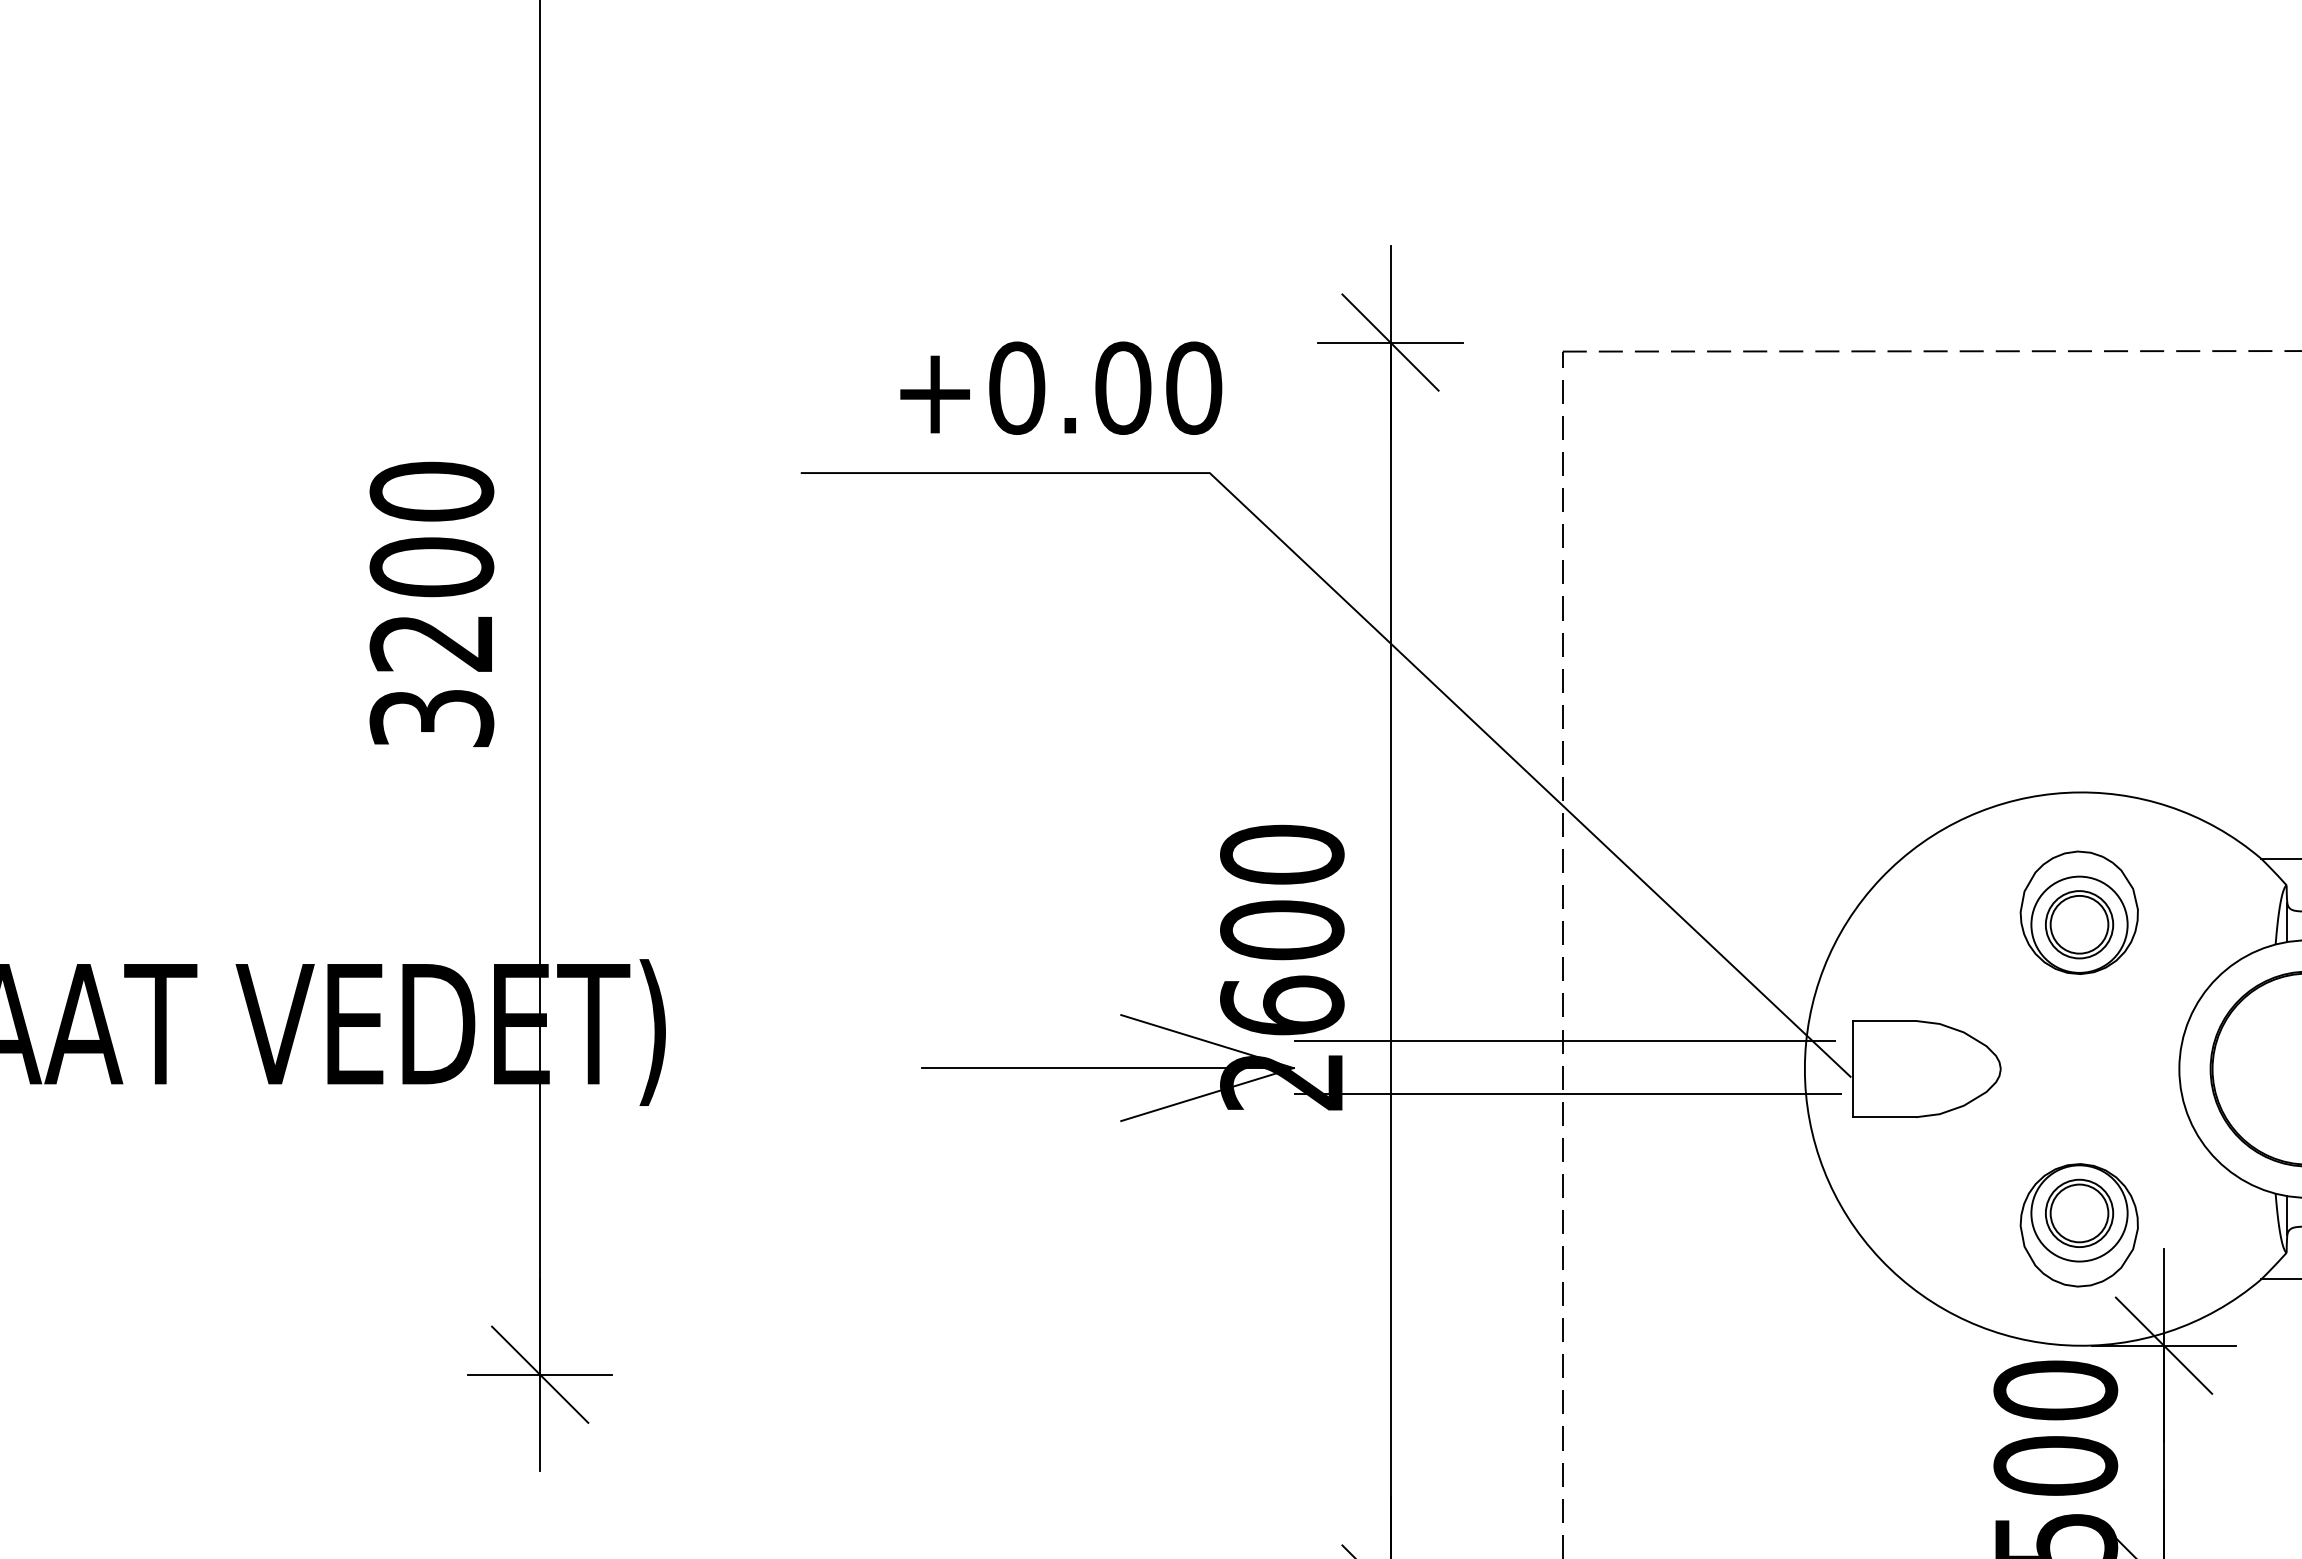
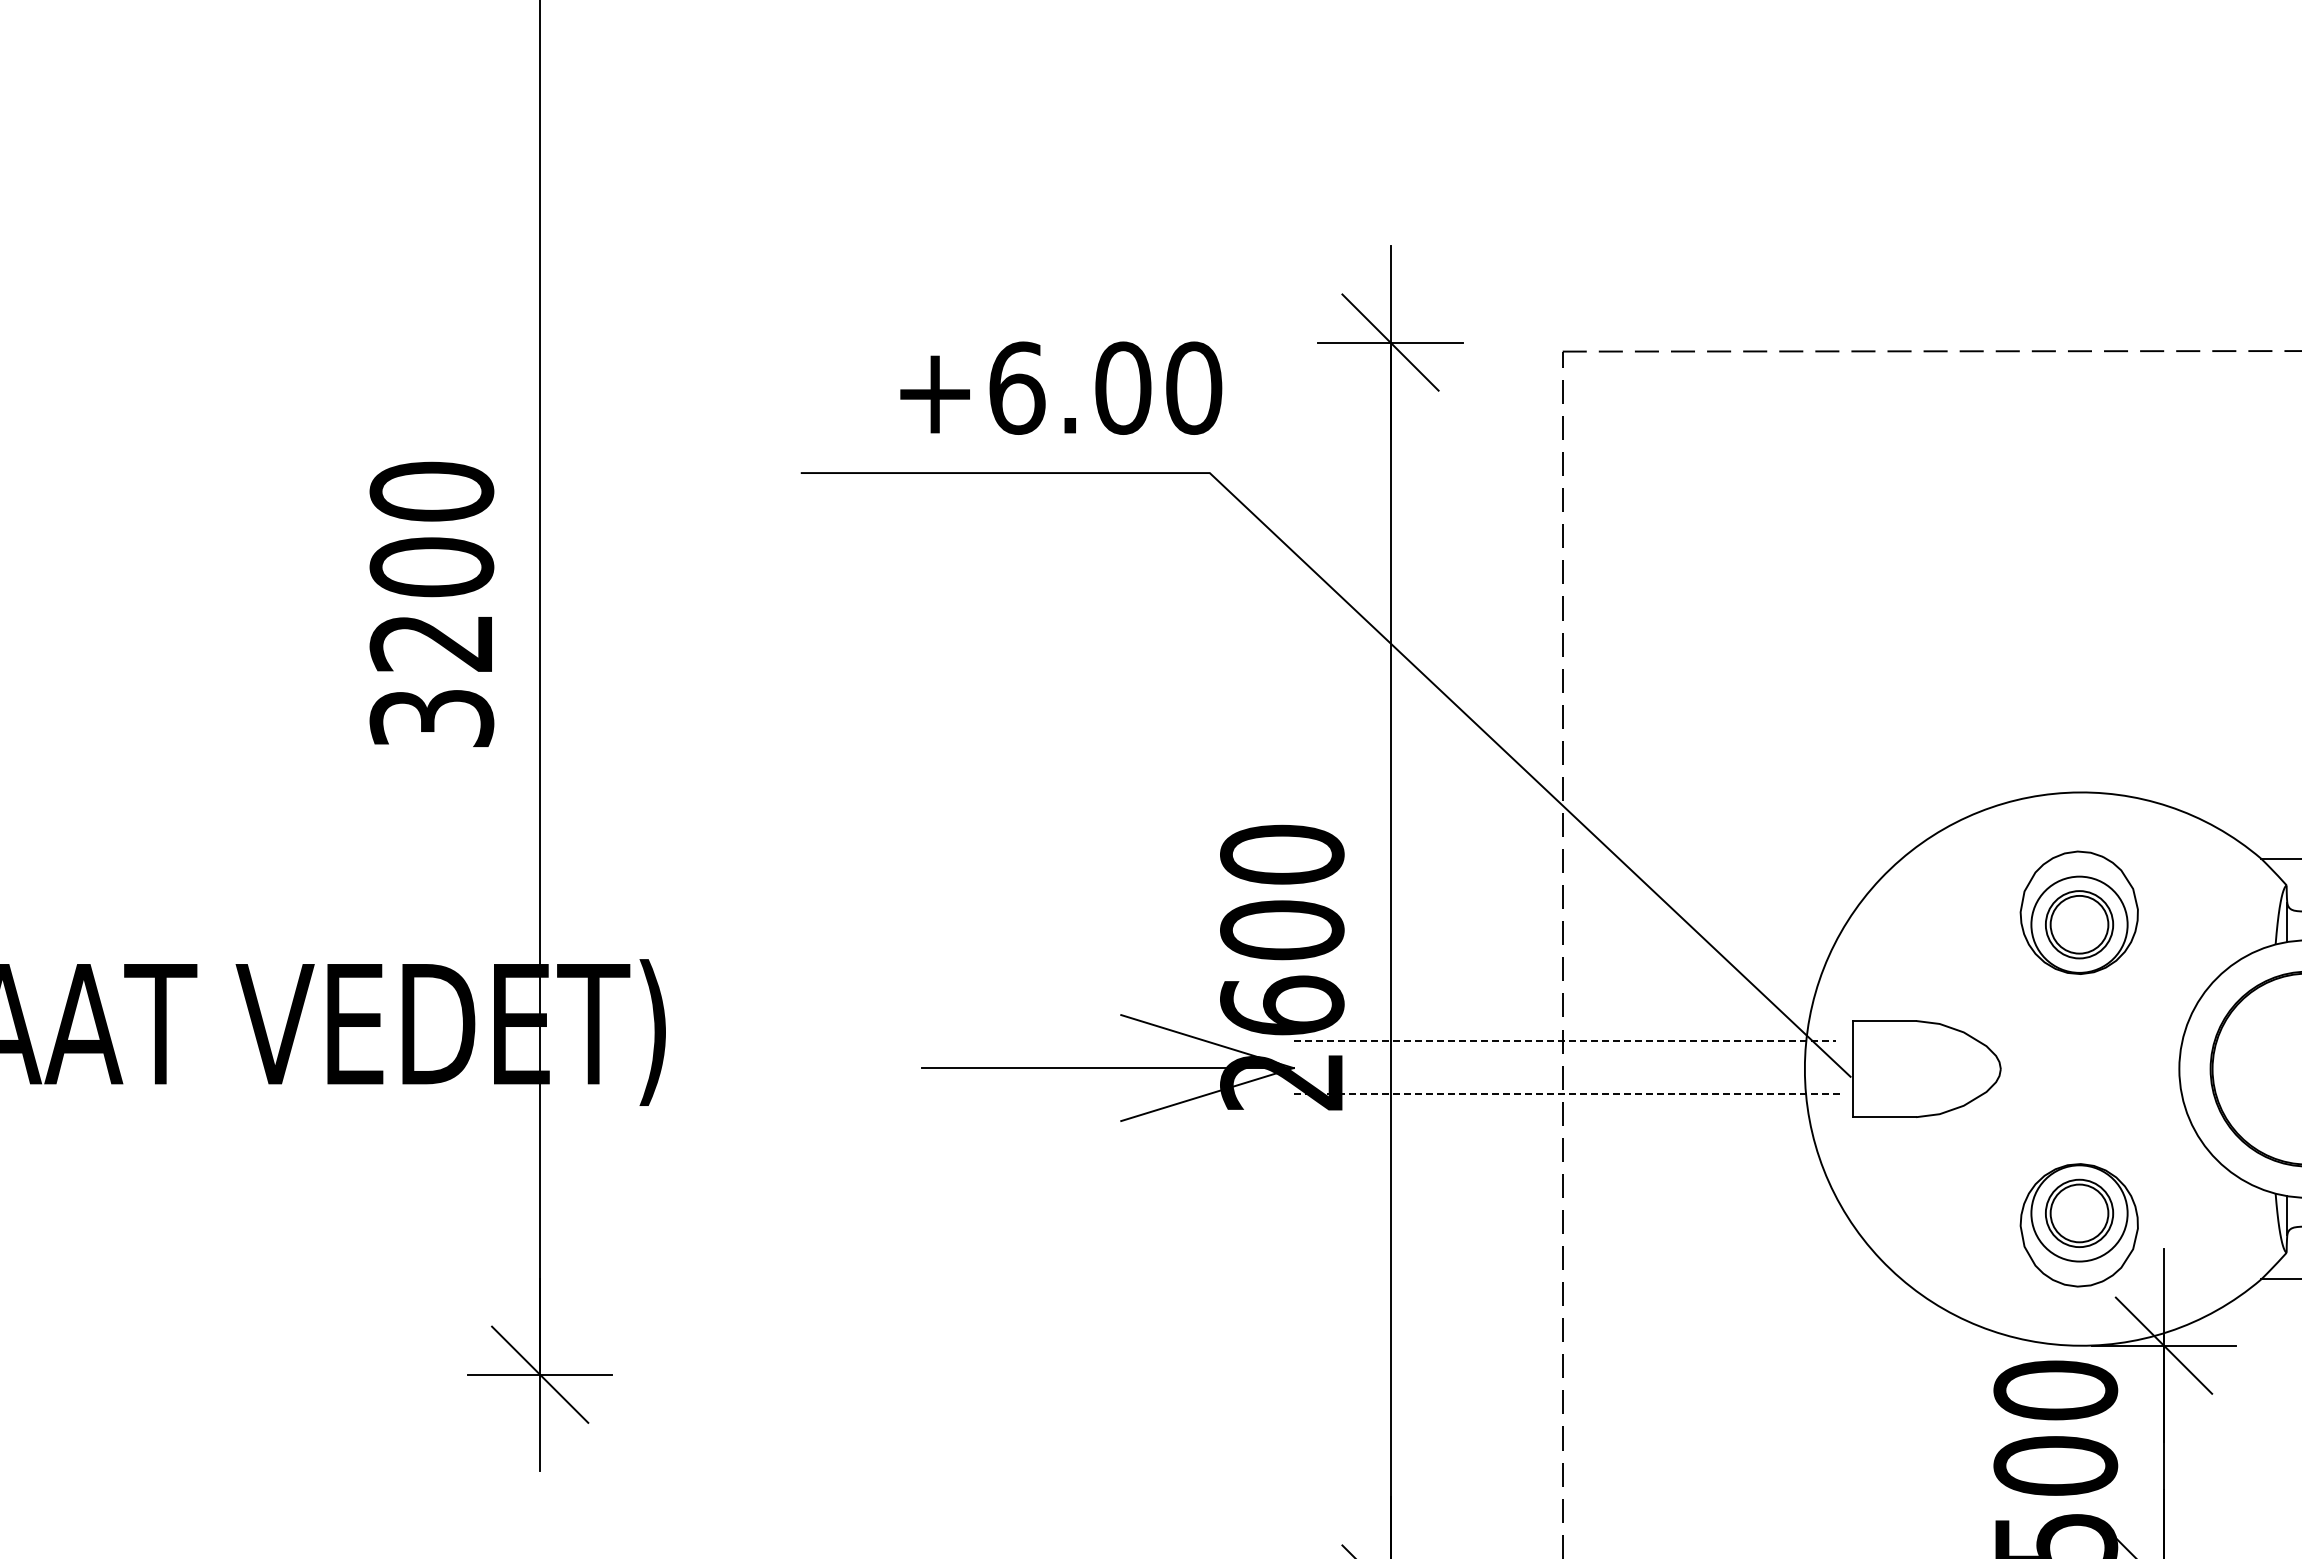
text: +0.00 -> +6.00 (1017, 387)
line: solid -> dashed (1565, 1041)
line: solid -> dashed (1568, 1094)
